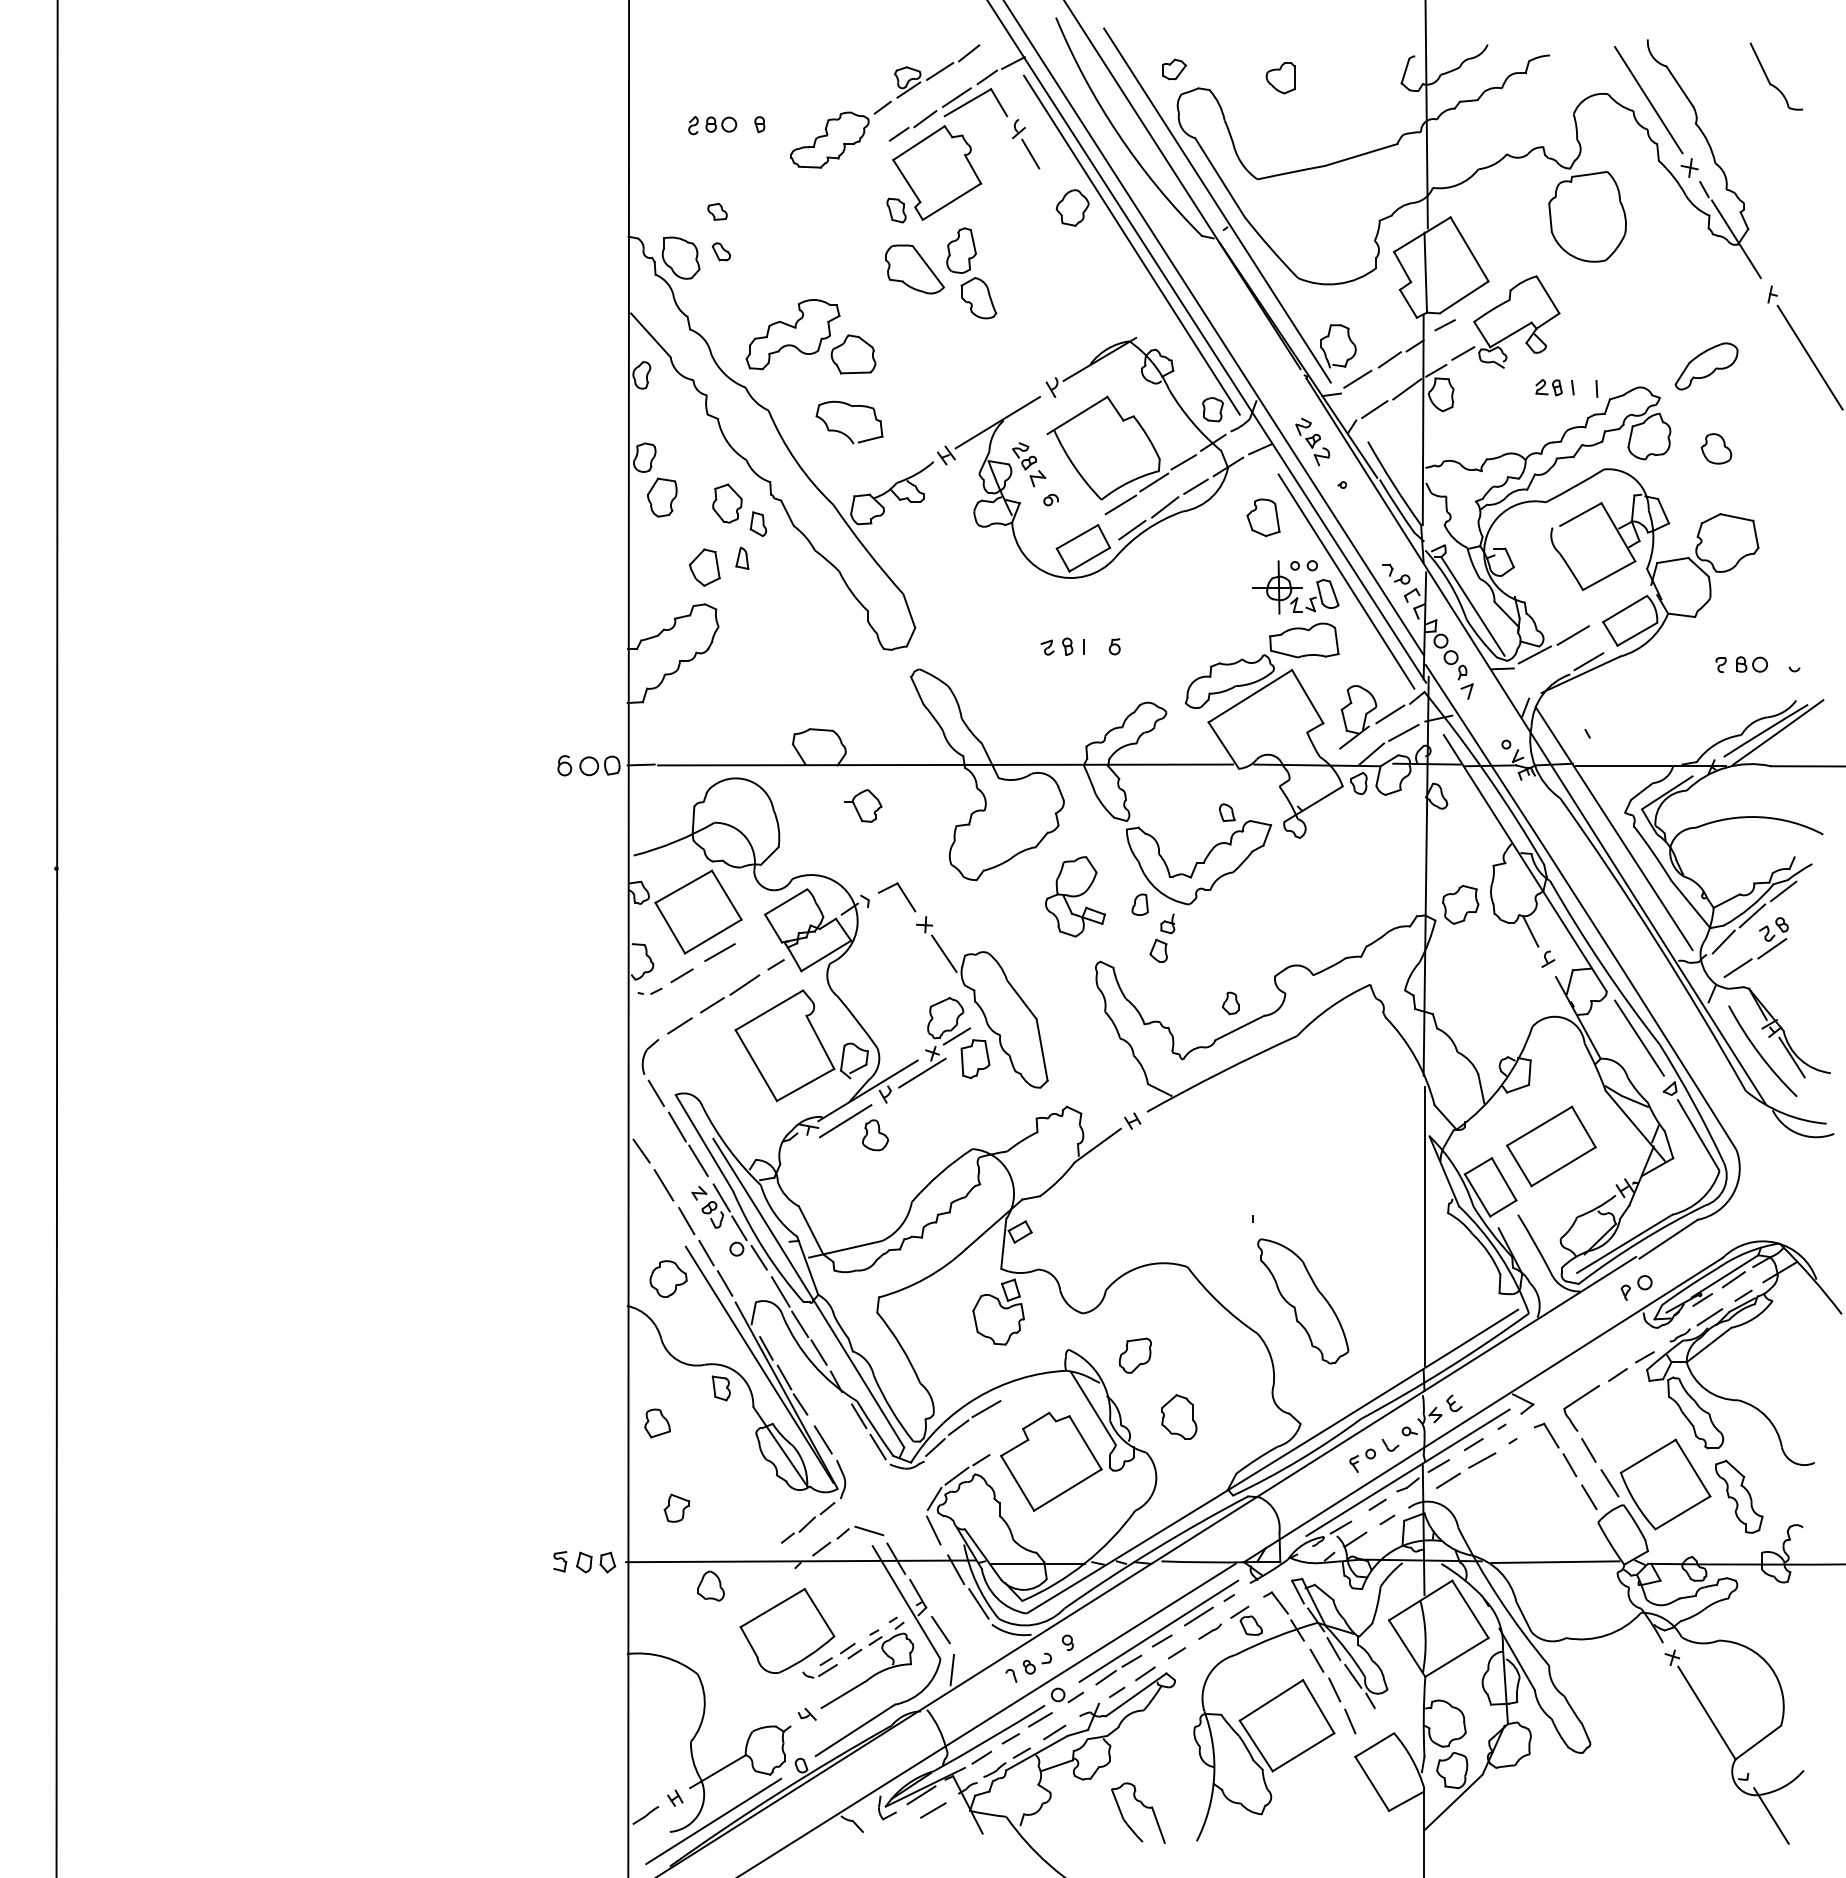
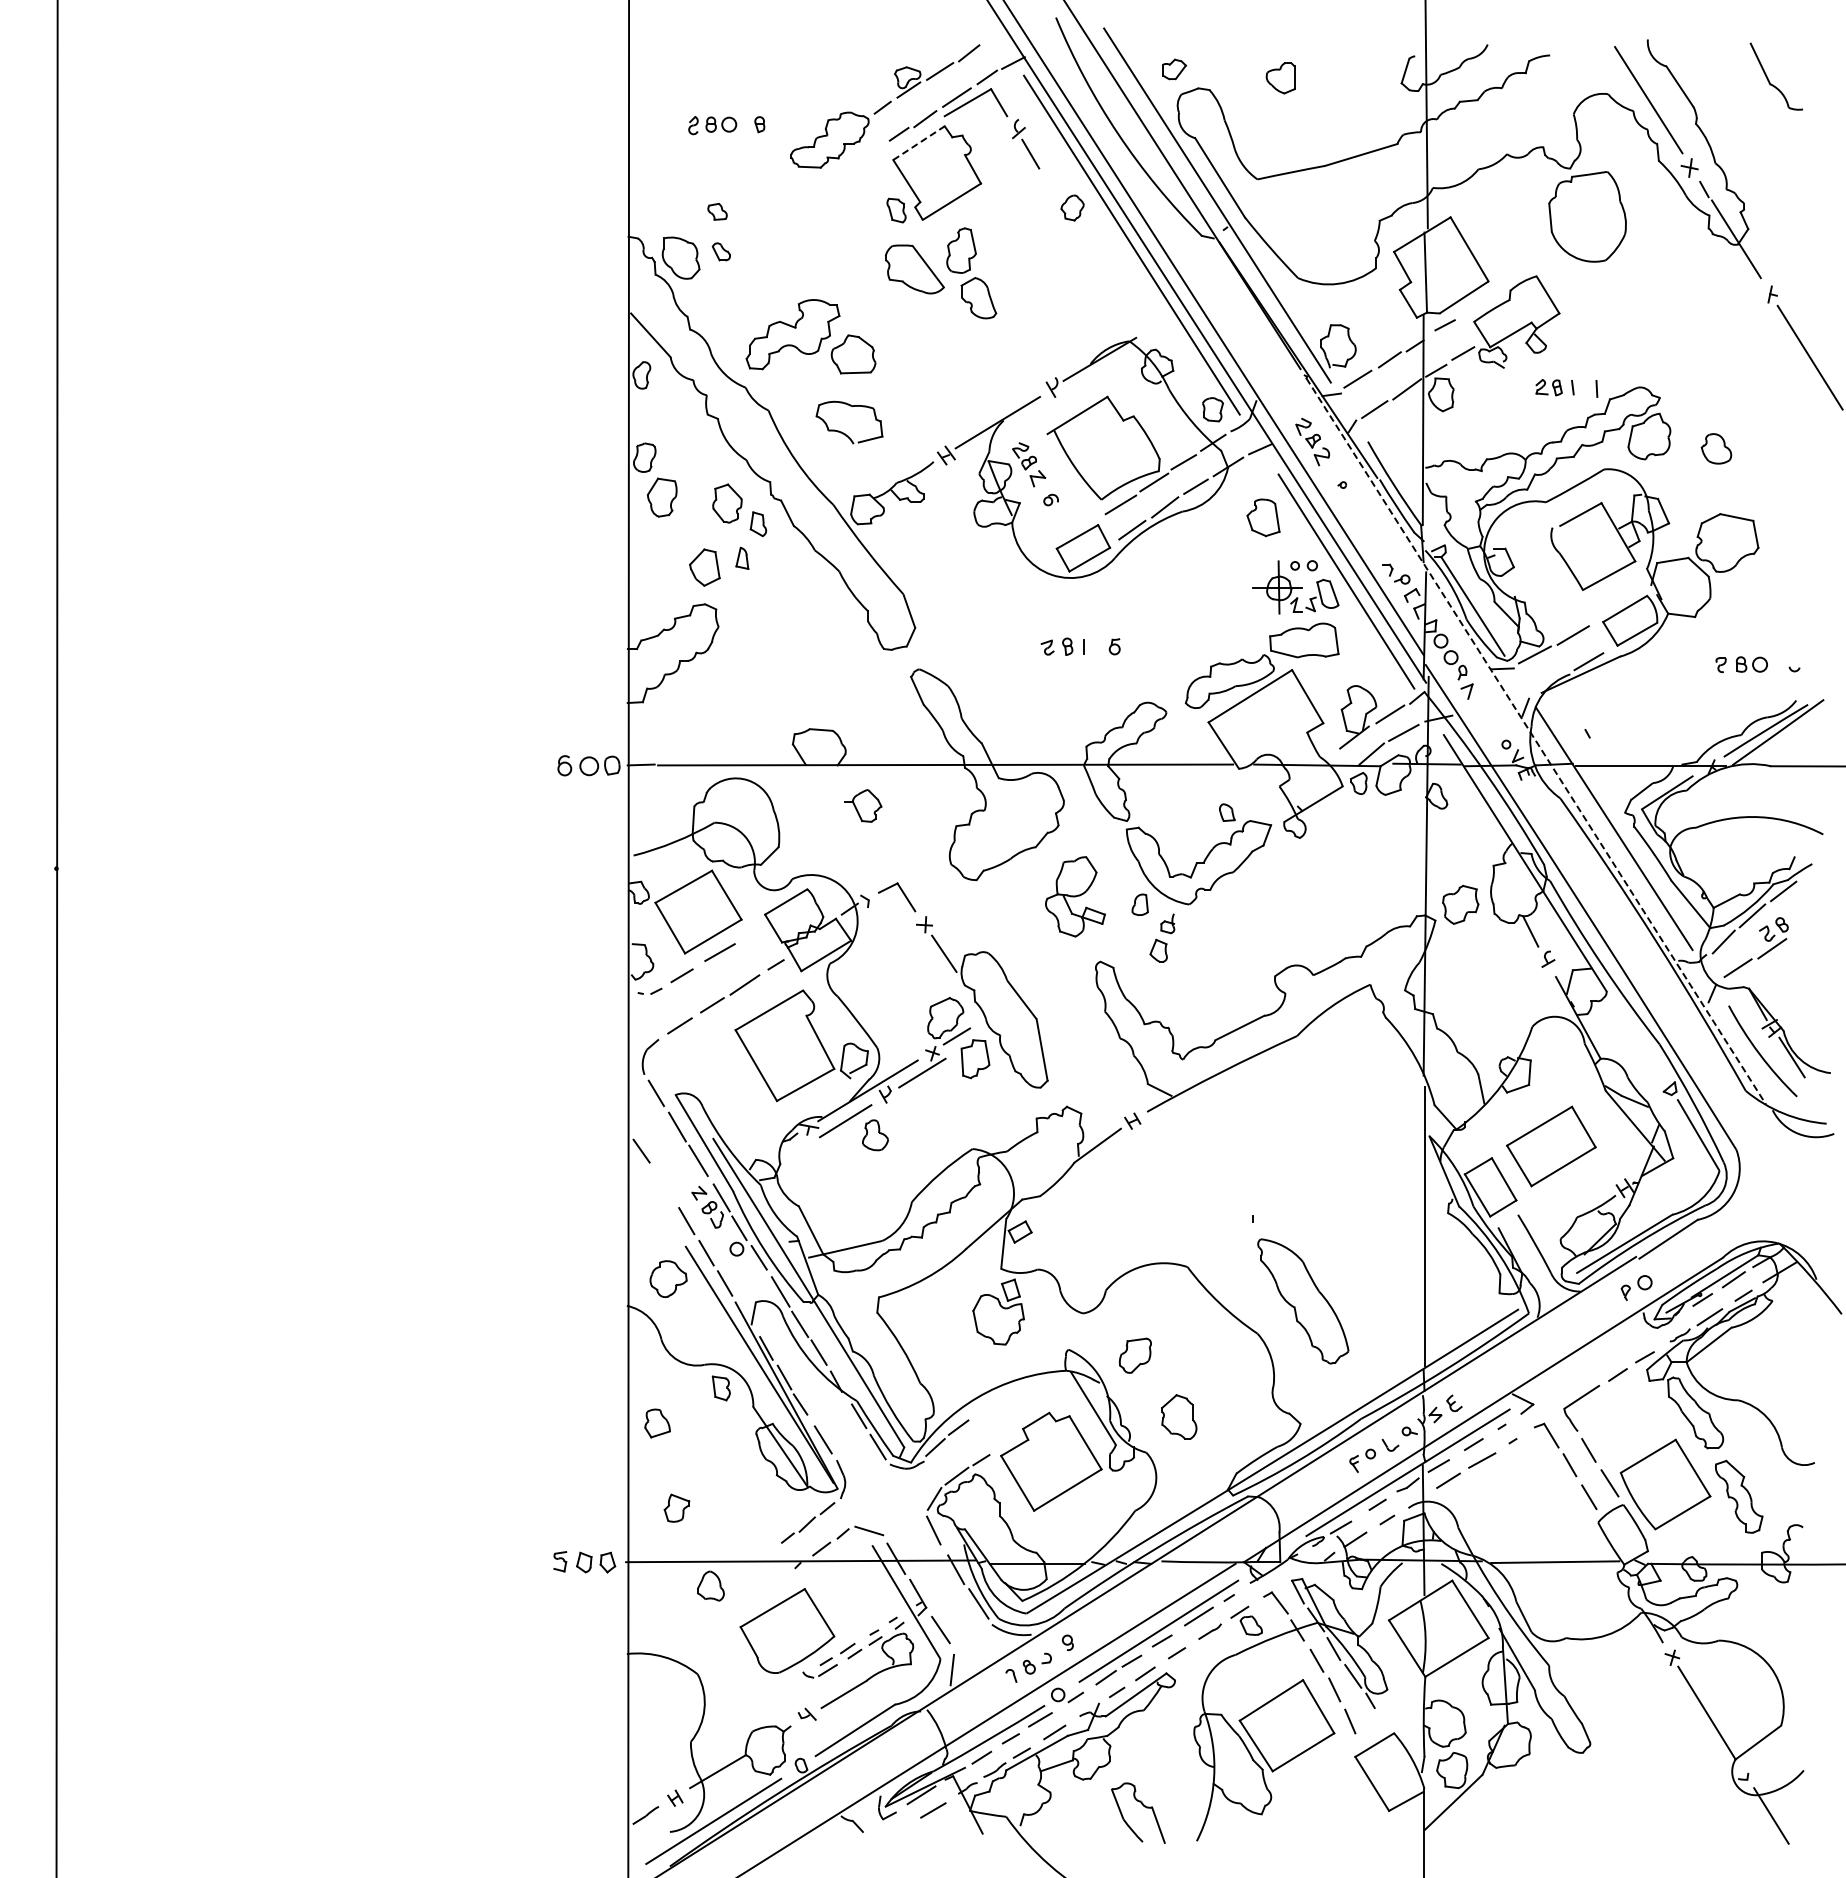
line: solid -> dashed (919, 143)
part size: 35x38 px -> 25x28 px (1072, 207)
part: present -> none (1706, 366)
line: solid -> dashed (1536, 741)
part: present -> none (1230, 1003)
line: present -> none (1639, 1037)
line: present -> none (663, 1185)
line: present -> none (986, 1409)
